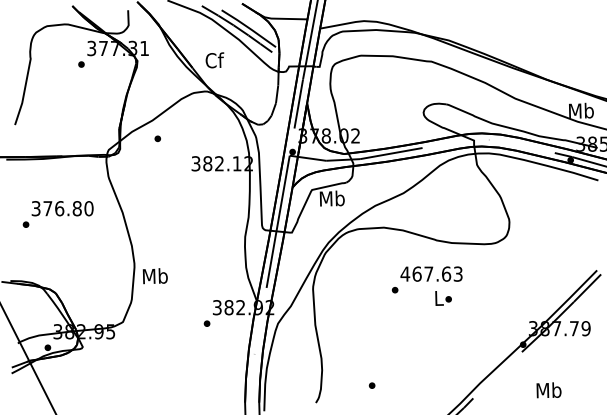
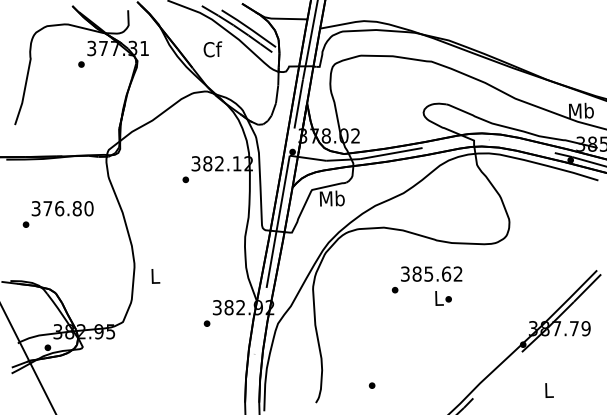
text position: (214, 60) -> (212, 49) (212, 49)
part position: (157, 138) -> (185, 179) (185, 179)
text: 467.63 -> 385.62 (431, 273)
text: Mb -> L (154, 276)
text: Mb -> L (548, 390)
